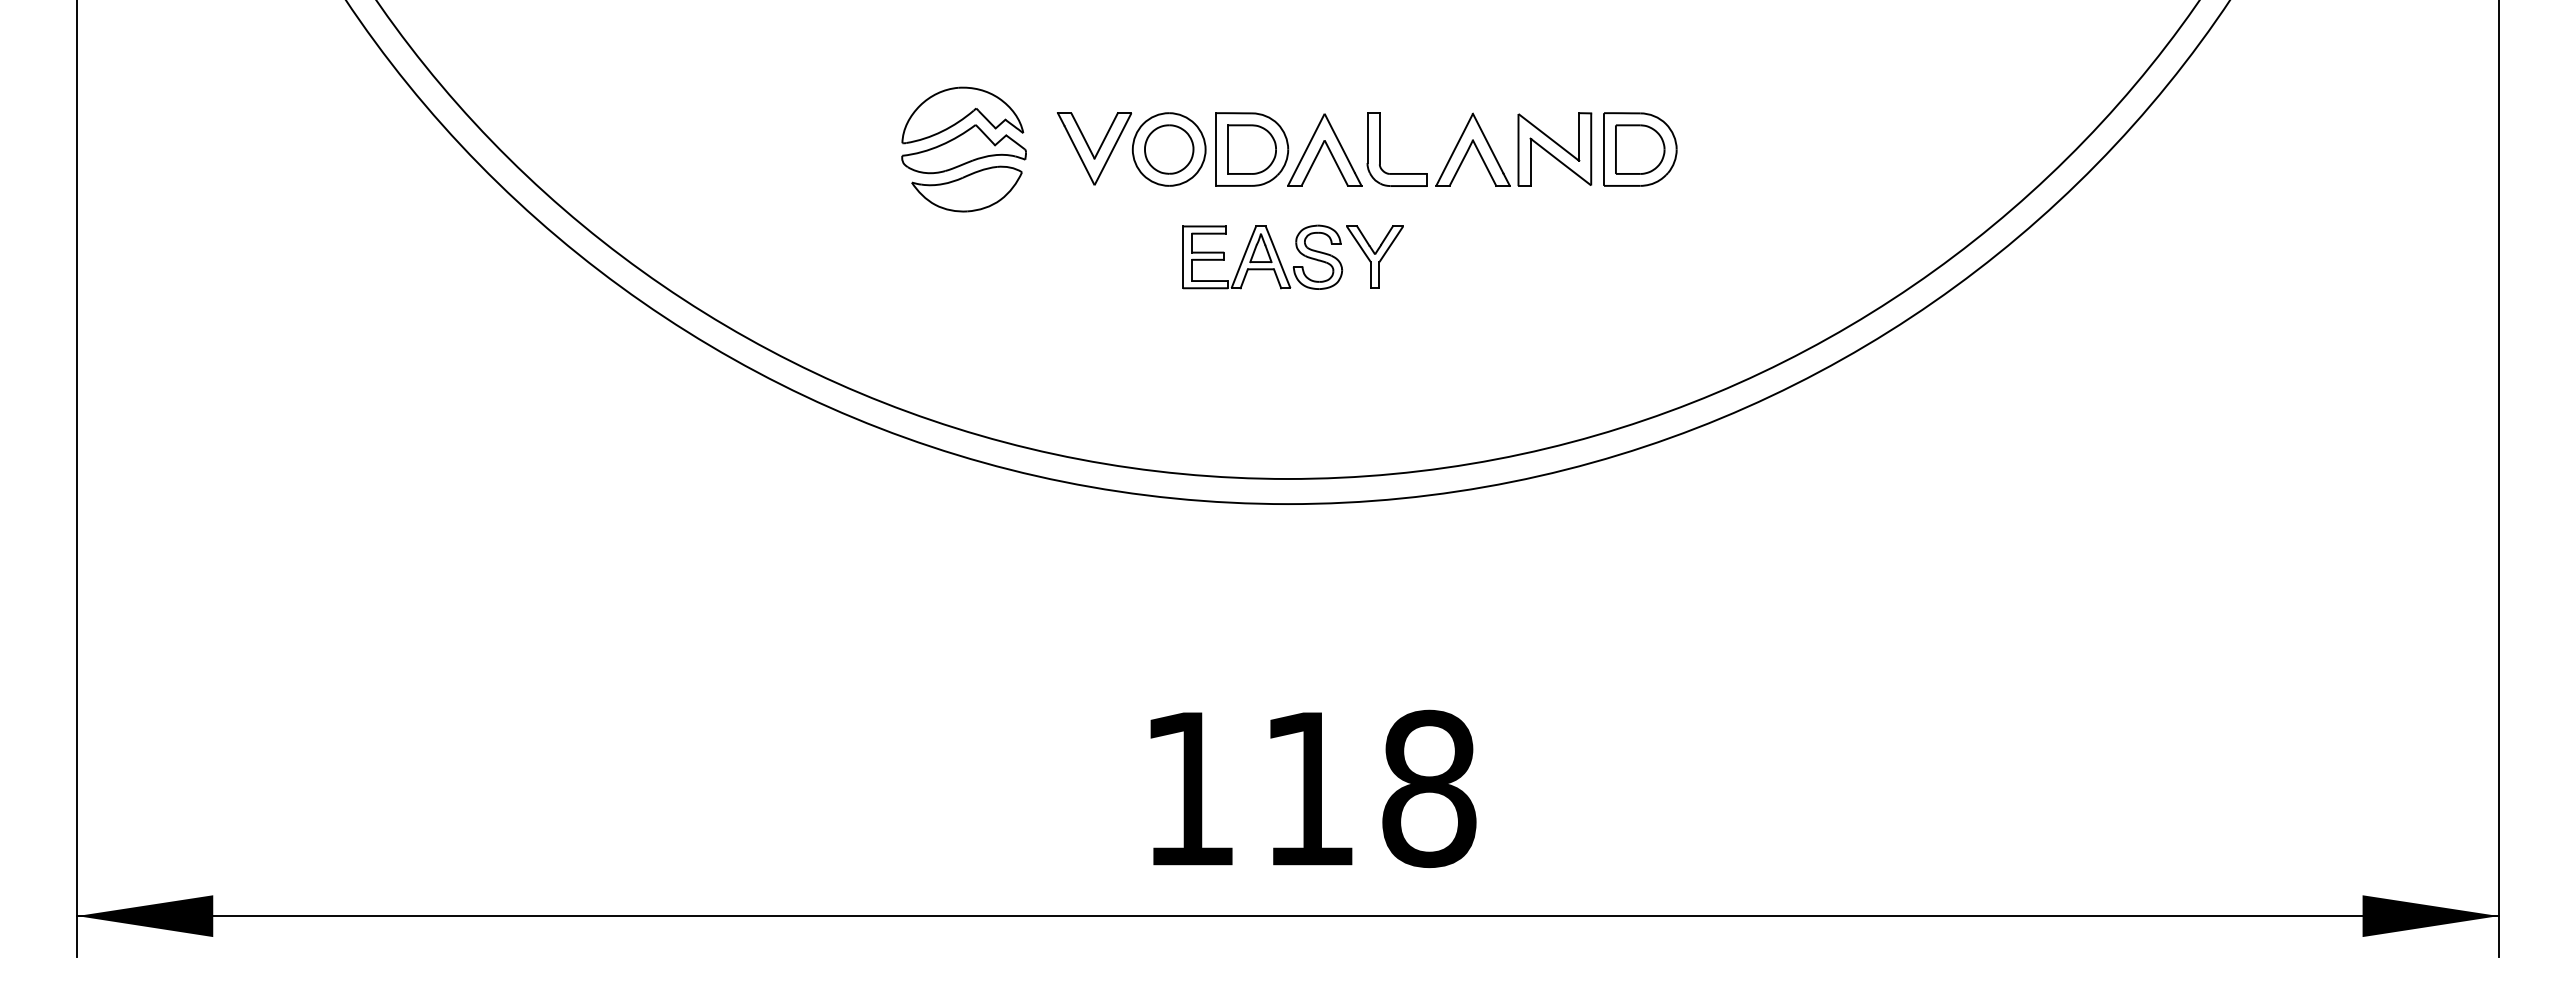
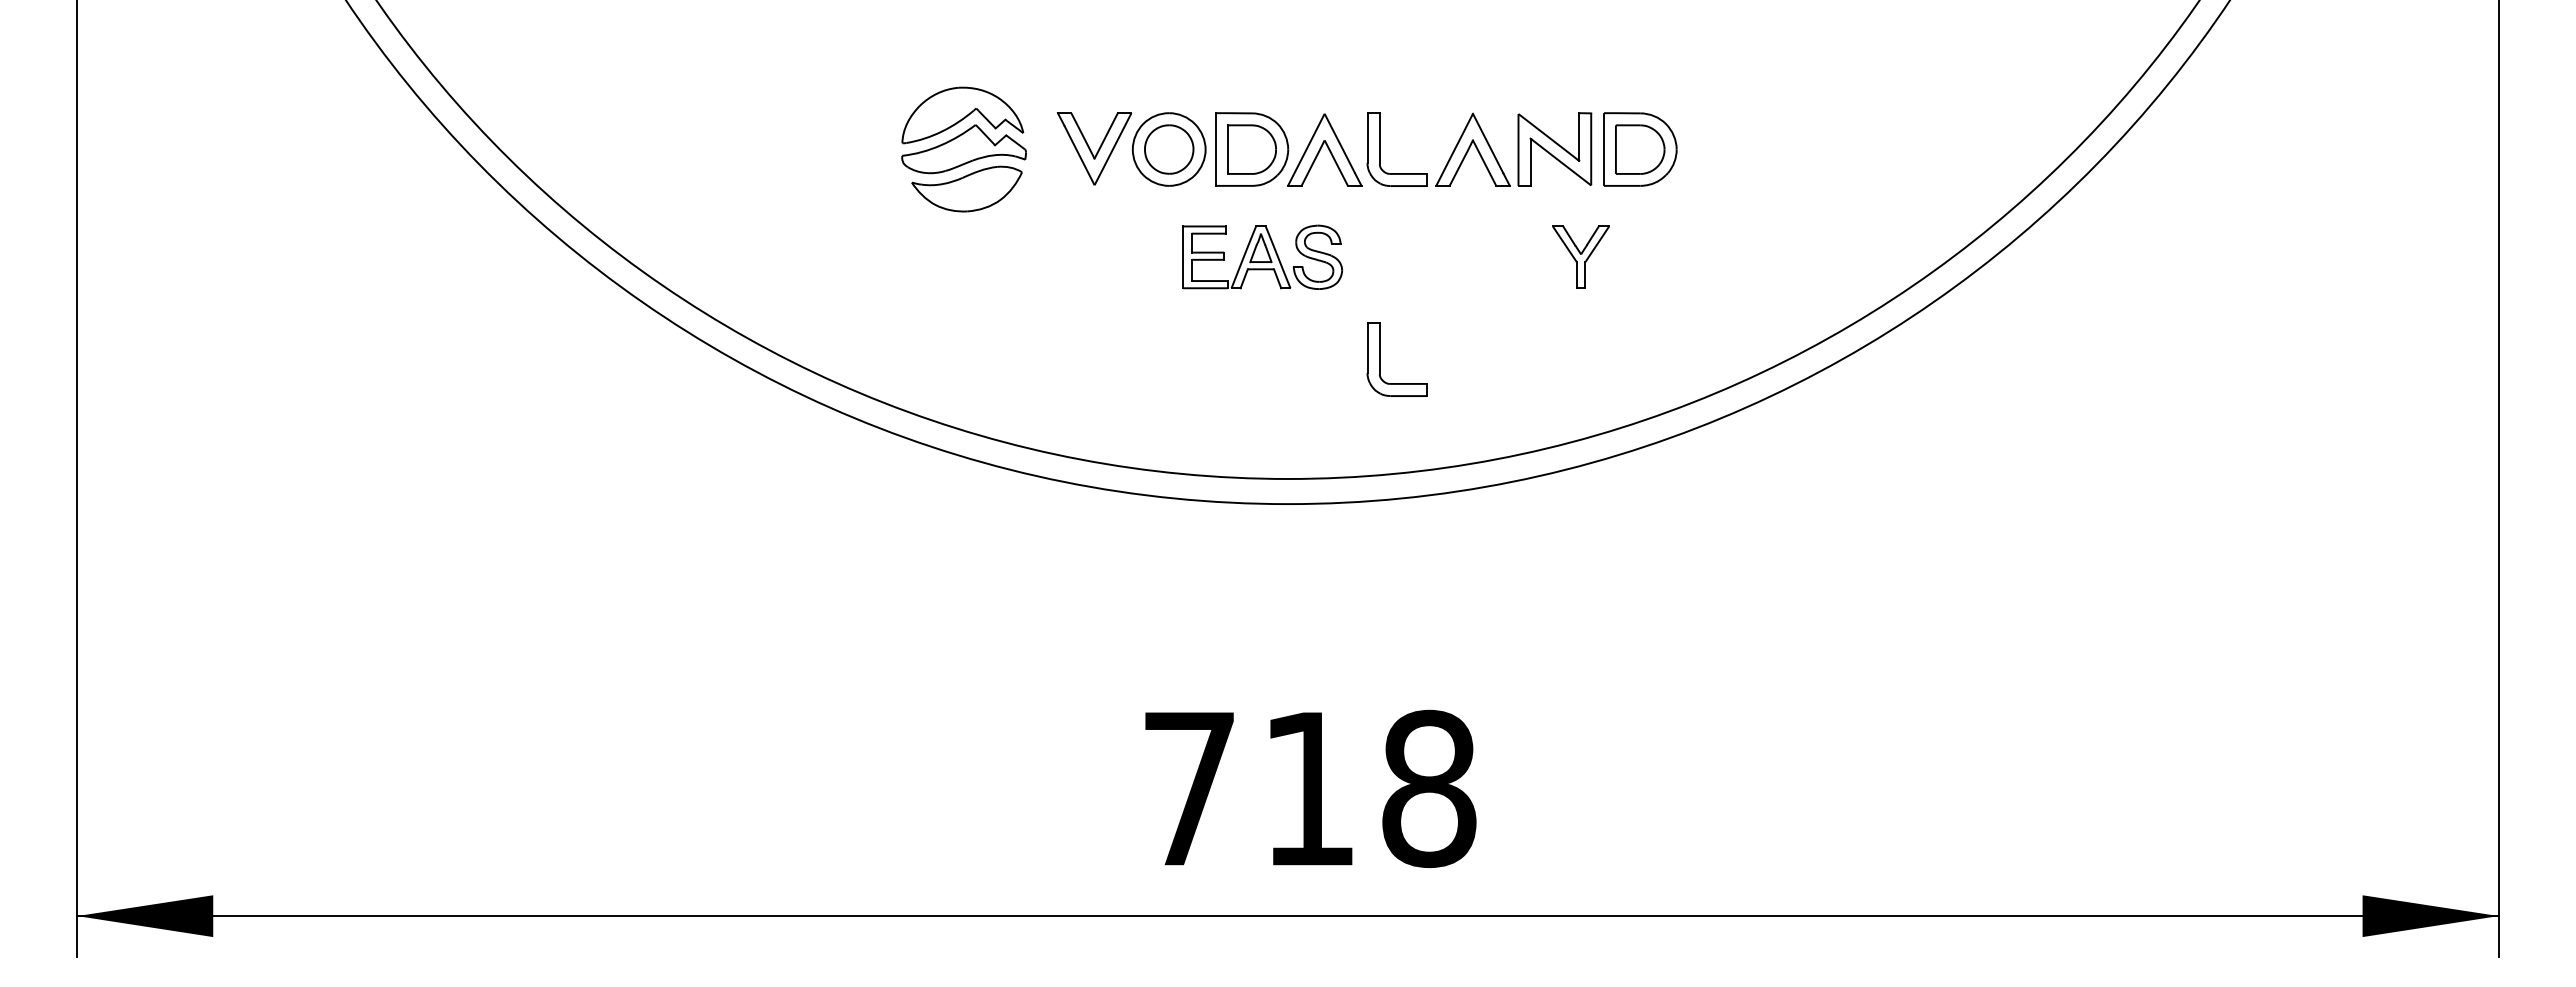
part position: (1374, 256) -> (1580, 256) (1580, 256)
part: none -> present (1380, 359)
text: 118 -> 718 (1189, 788)
